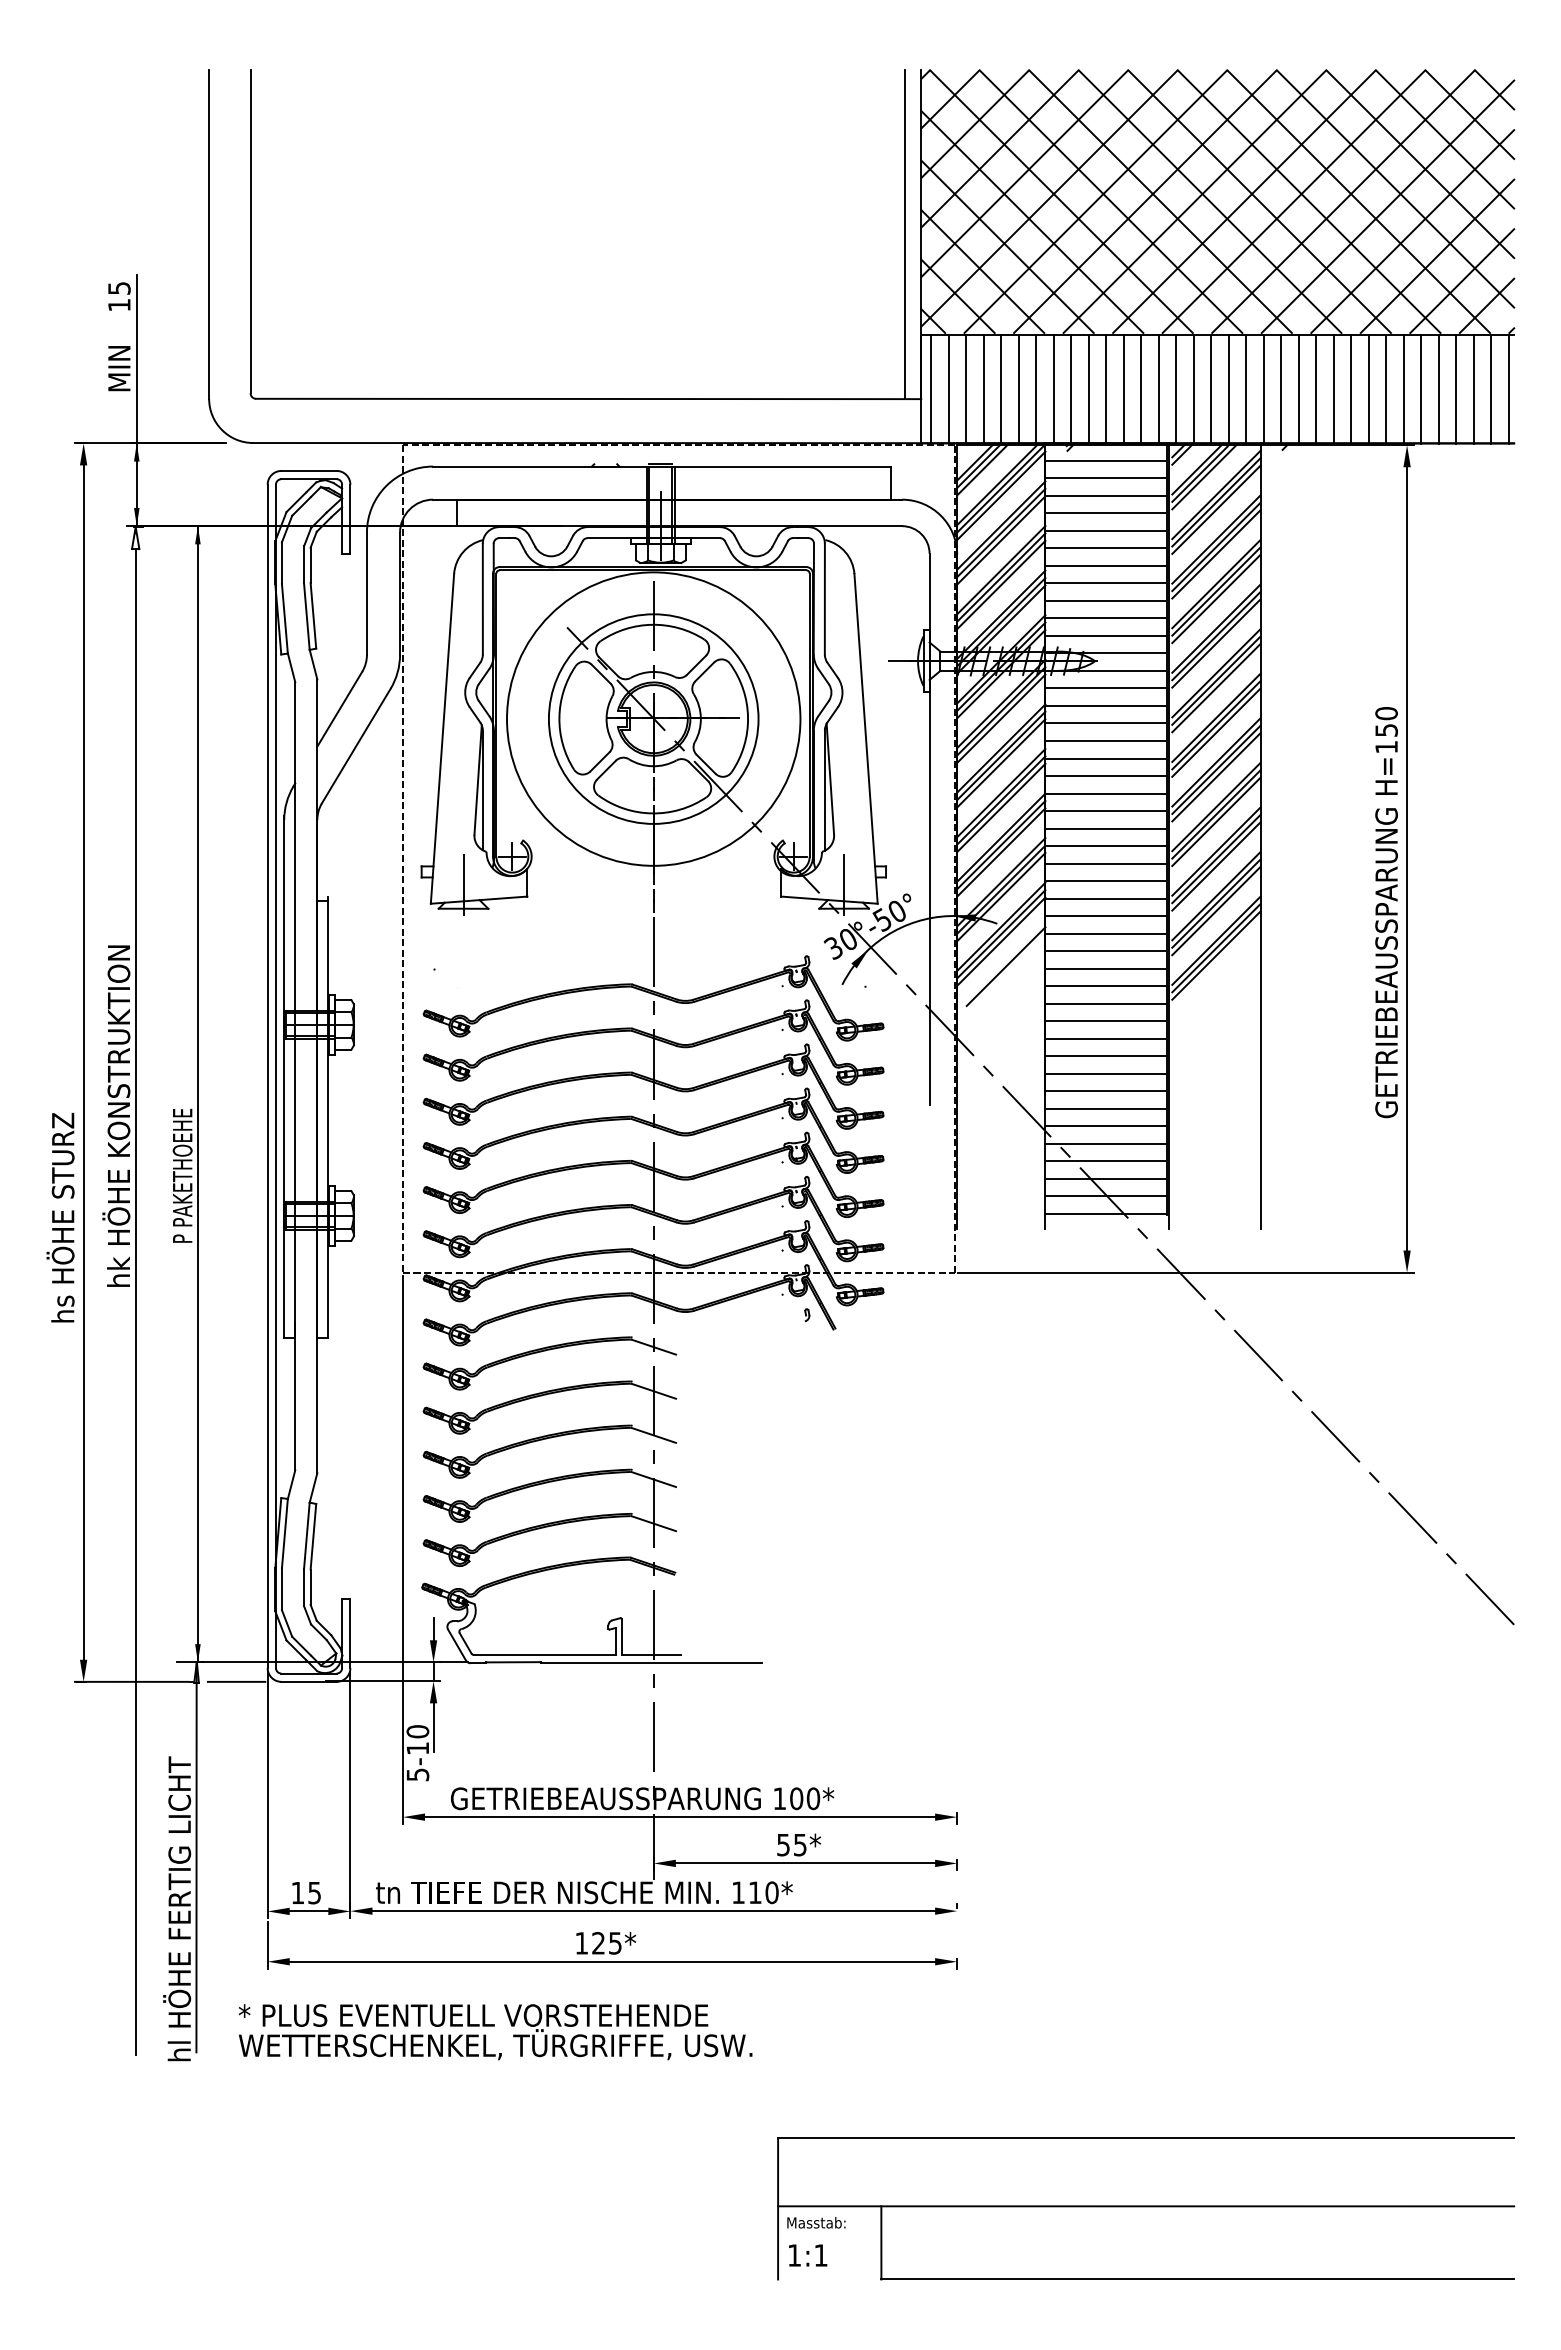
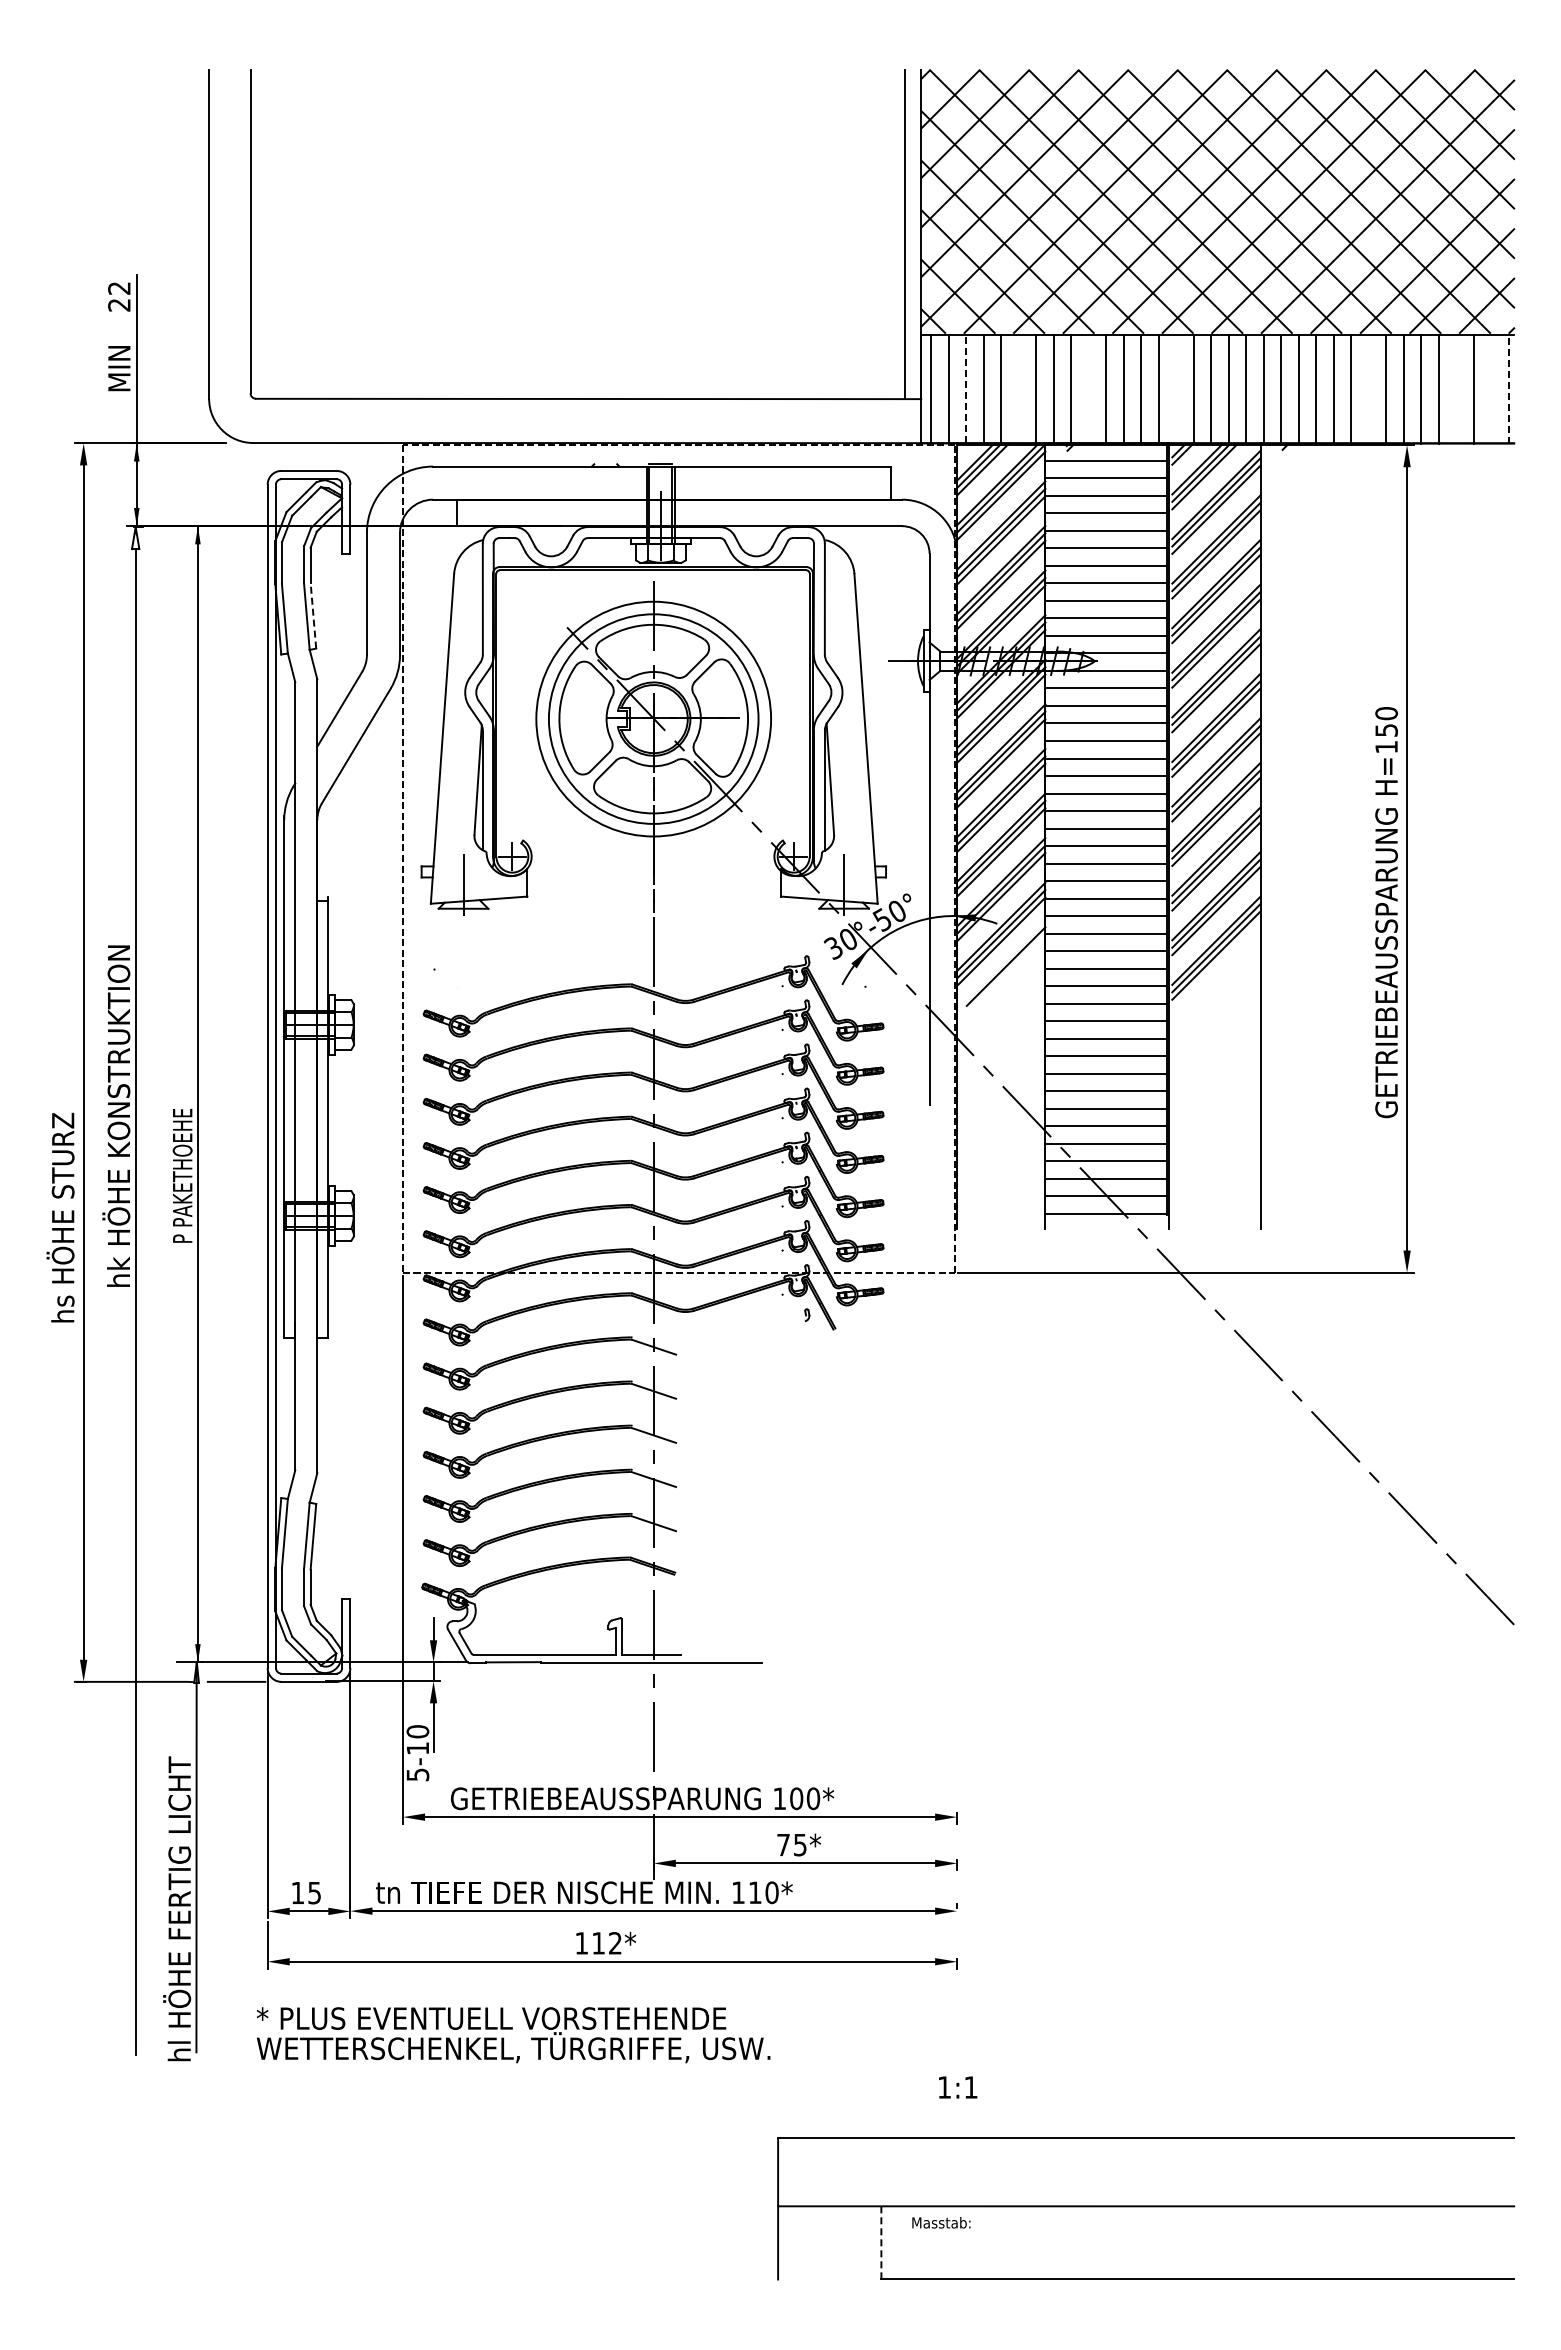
text: 15 -> 22 (119, 296)
line: solid -> dashed (966, 388)
line: solid -> dashed (1508, 388)
line: present -> none (1018, 389)
line: present -> none (1088, 389)
line: present -> none (1176, 389)
line: present -> none (1368, 389)
line: present -> none (1456, 389)
line: present -> none (1491, 389)
line: solid -> dashed (313, 615)
circle diameter: 293 px -> 235 px (653, 718)
text: 55* -> 75* (783, 1845)
text: 125* -> 112* (606, 1943)
text position: (495, 2032) -> (513, 2035) (513, 2035)
text position: (816, 2222) -> (941, 2222) (941, 2222)
line: solid -> dashed (881, 2242)
text position: (808, 2255) -> (958, 2087) (958, 2087)
